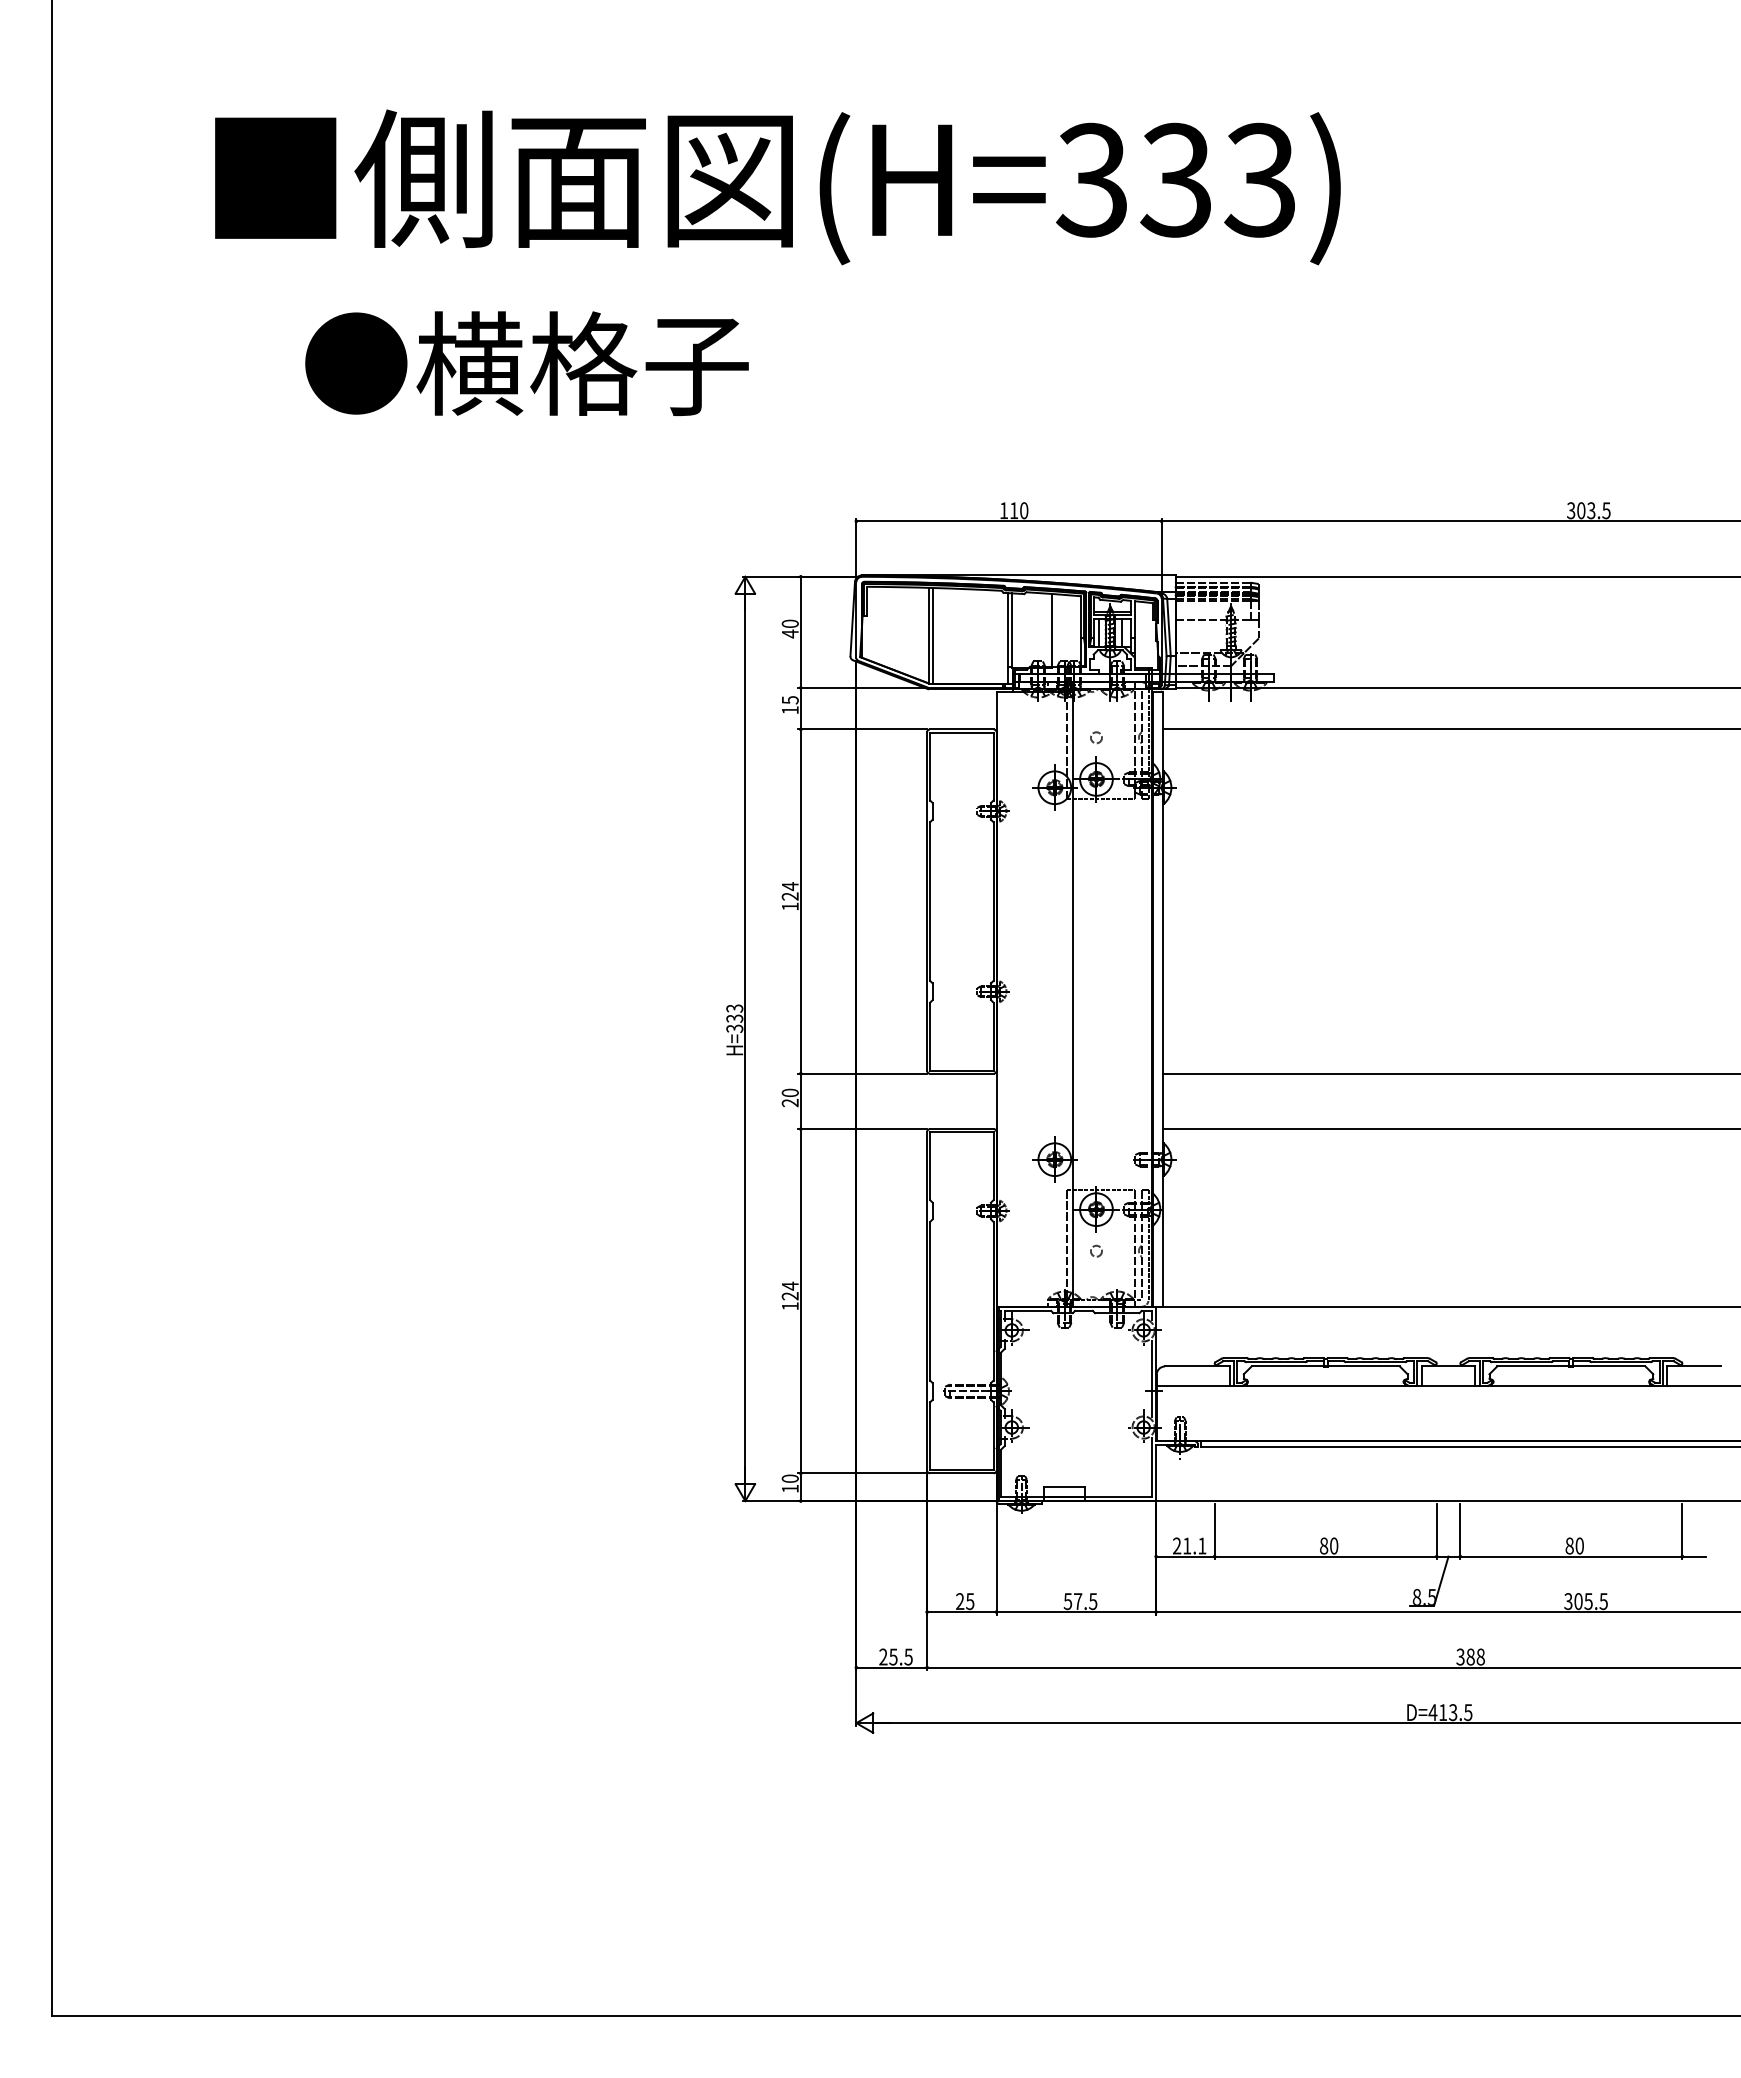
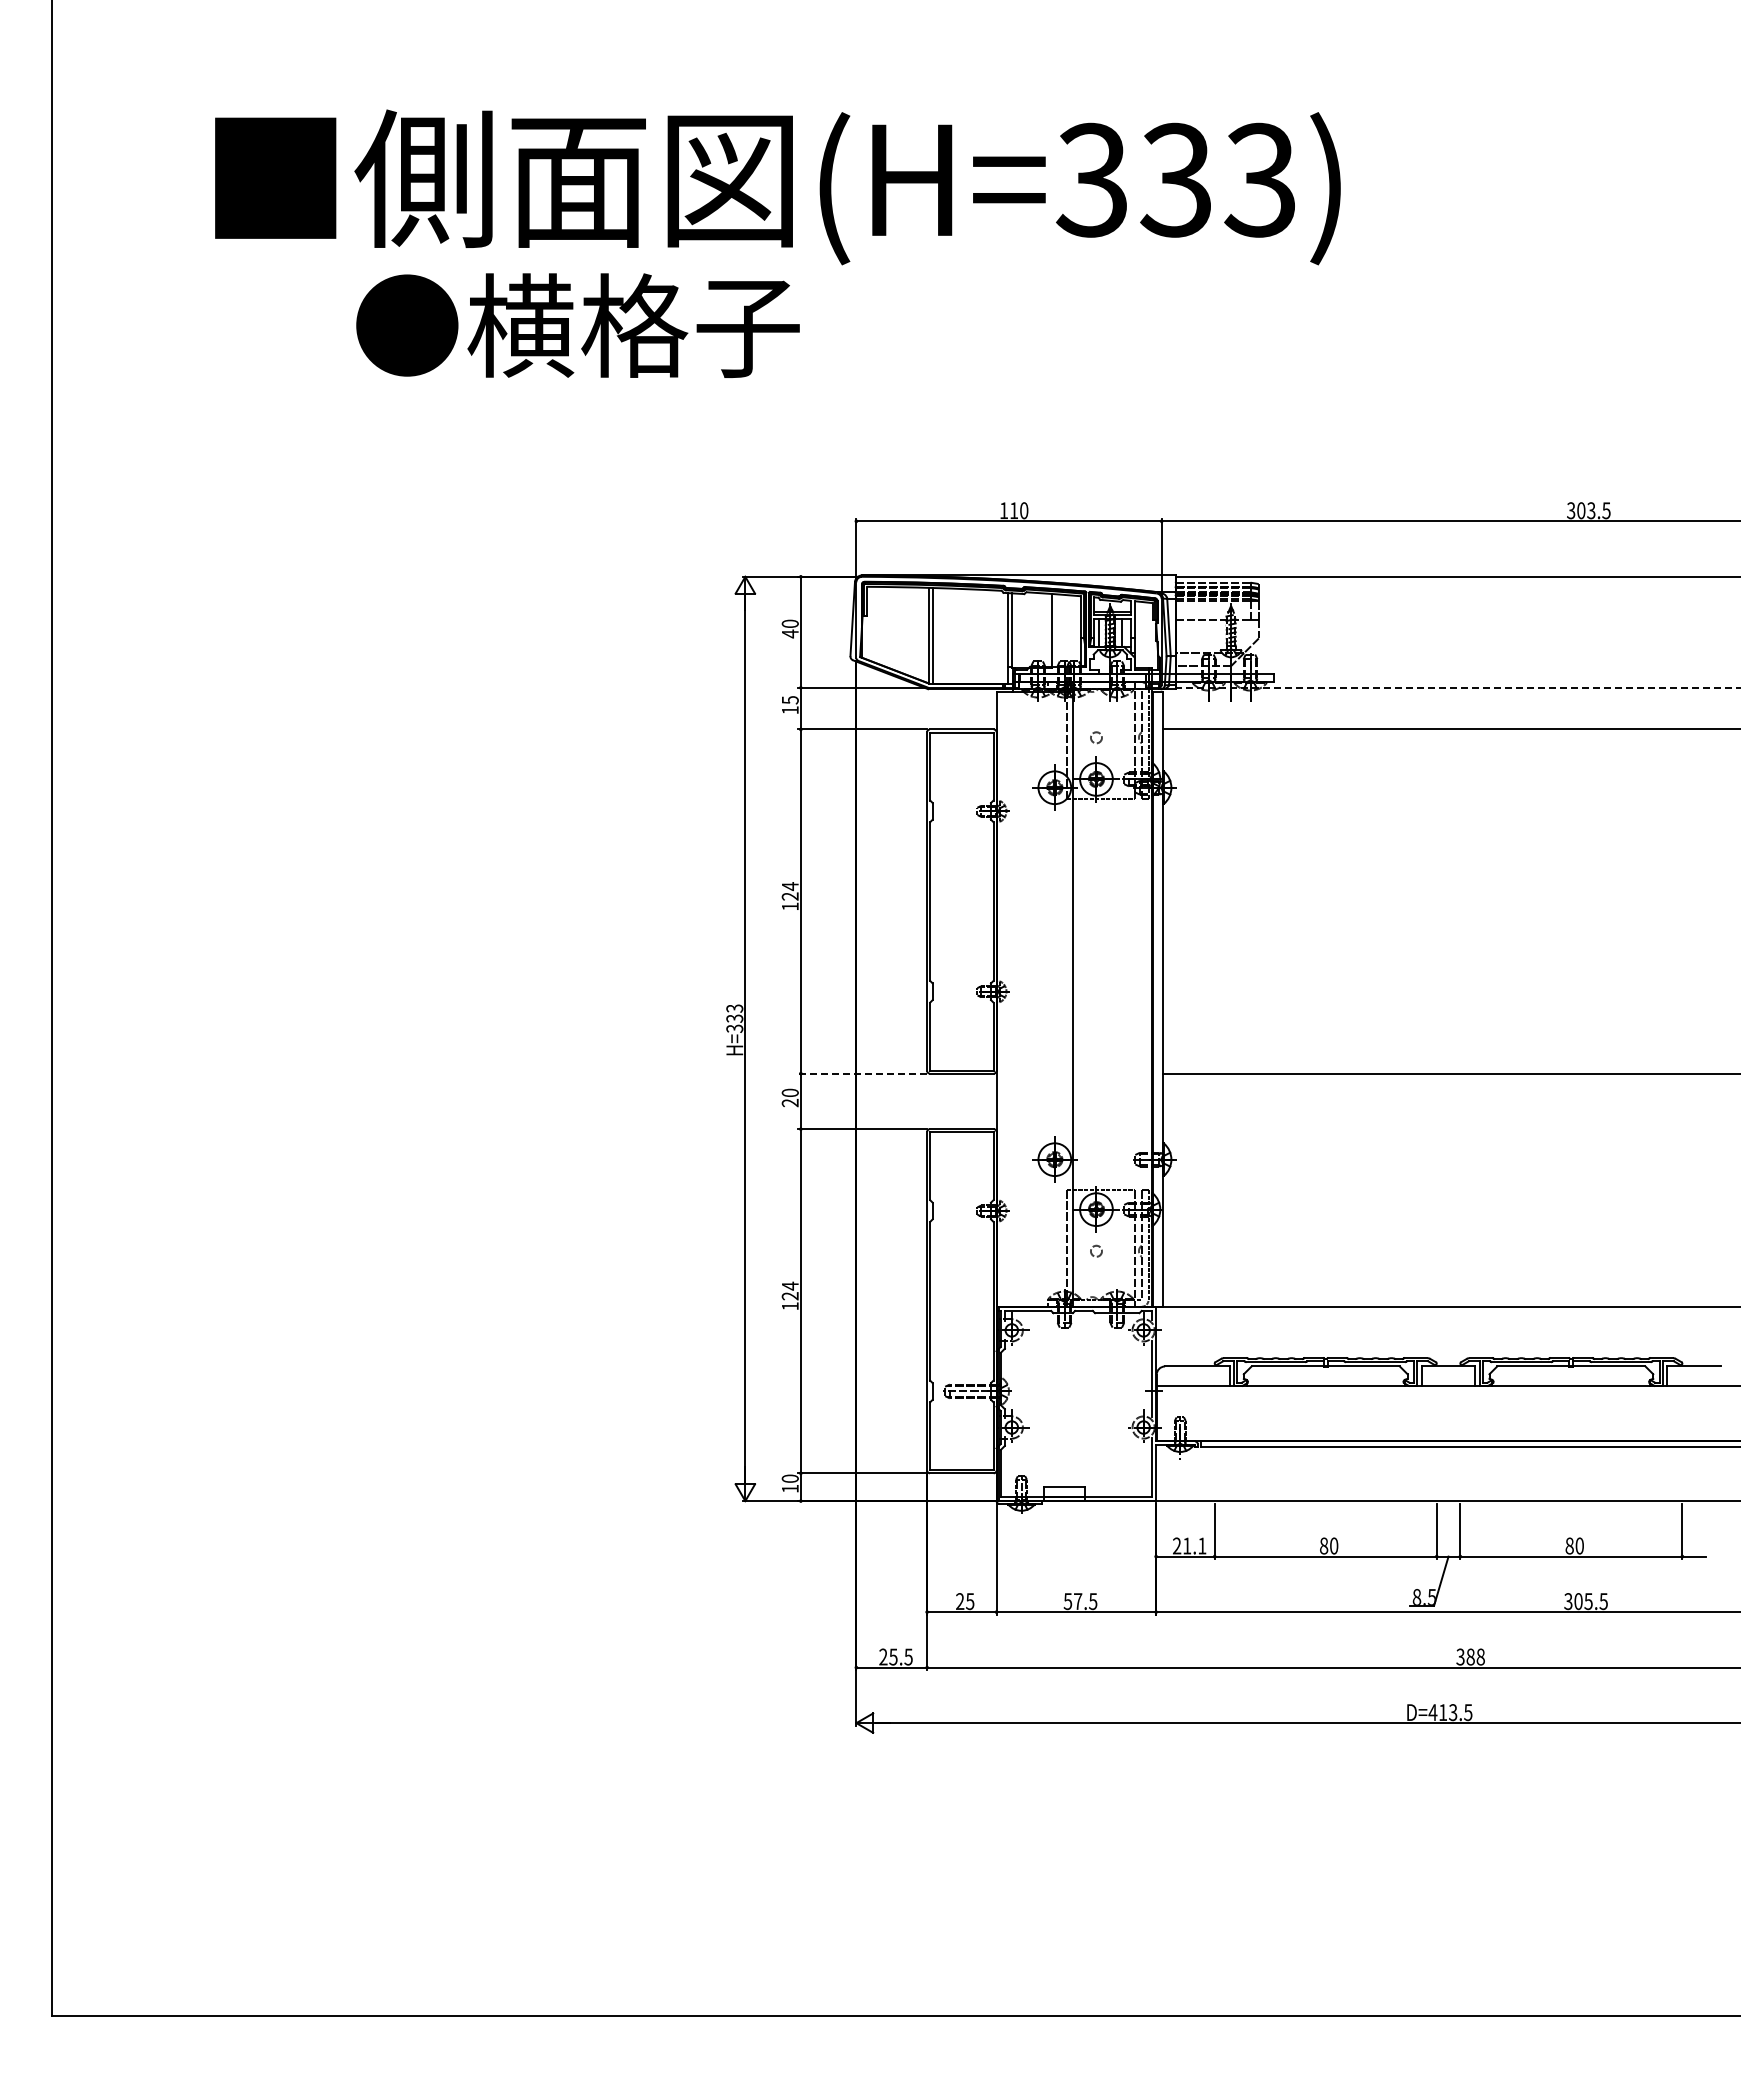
text position: (526, 363) -> (577, 325) (577, 325)
line: solid -> dashed (1457, 687)
line: solid -> dashed (862, 1073)
line: present -> none (1450, 1129)
